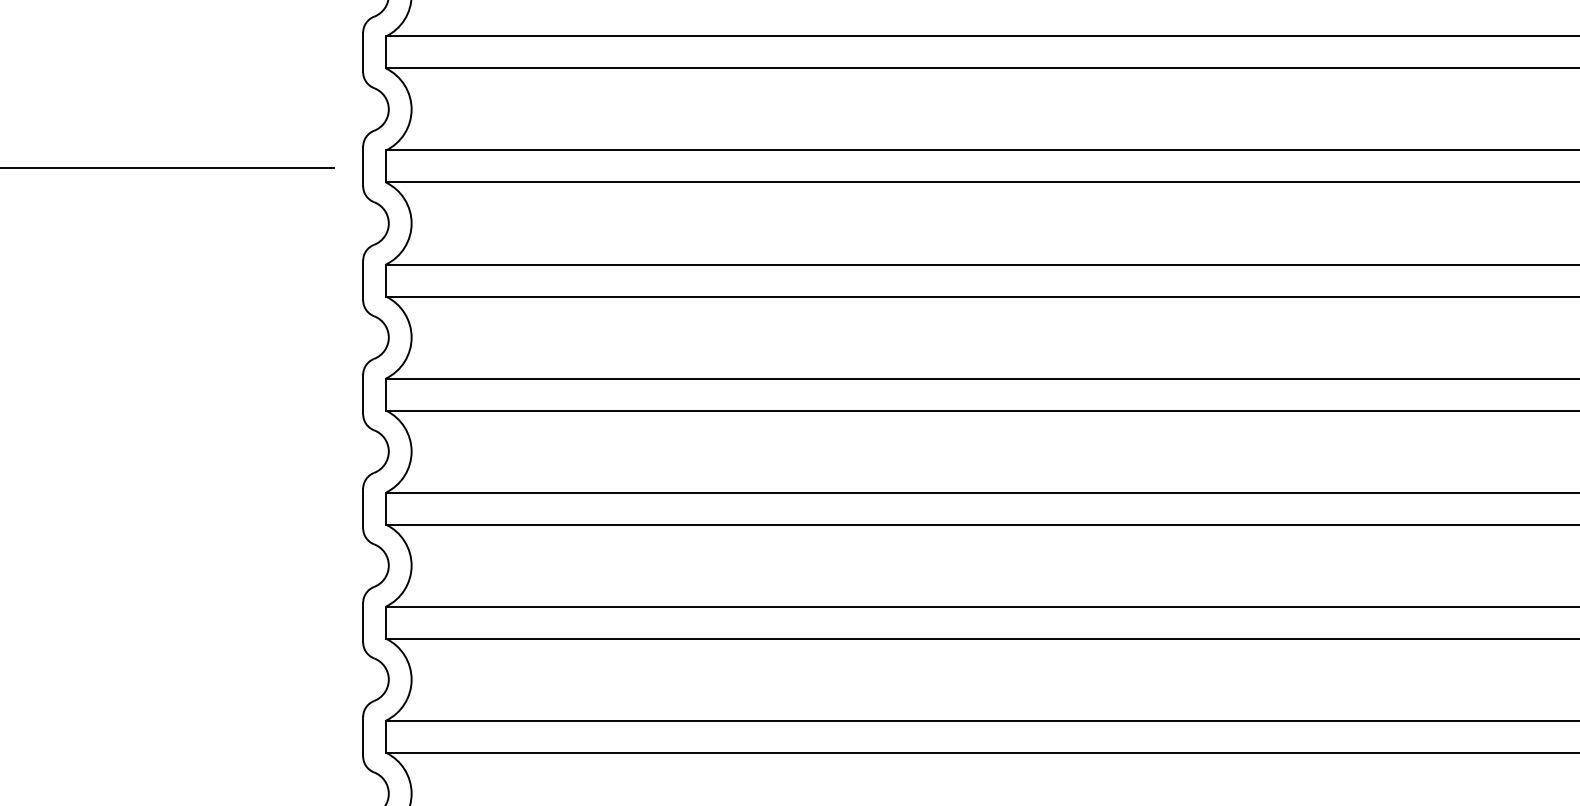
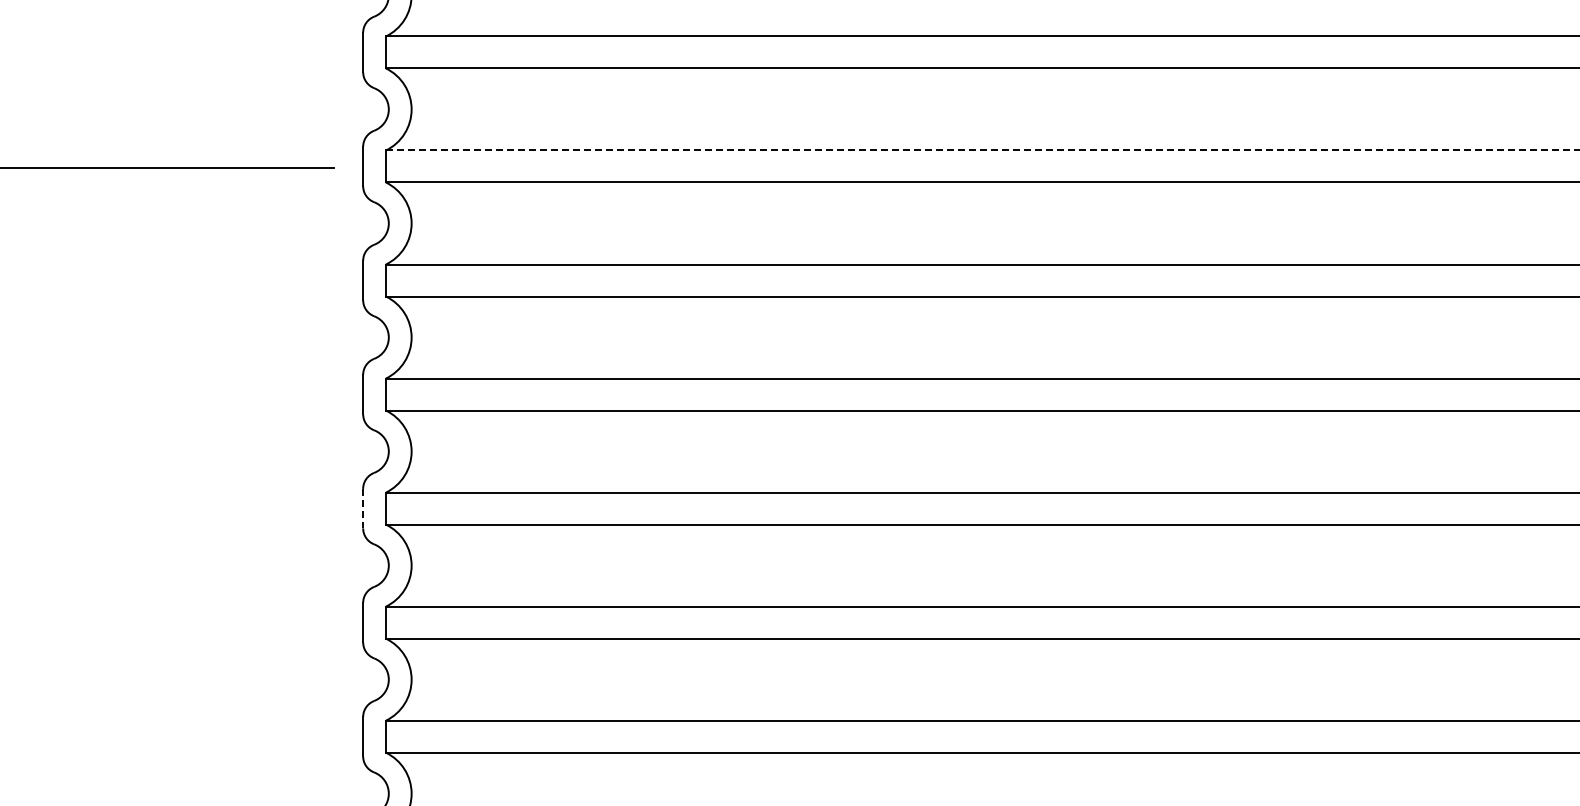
line: solid -> dashed (982, 150)
line: solid -> dashed (363, 508)
